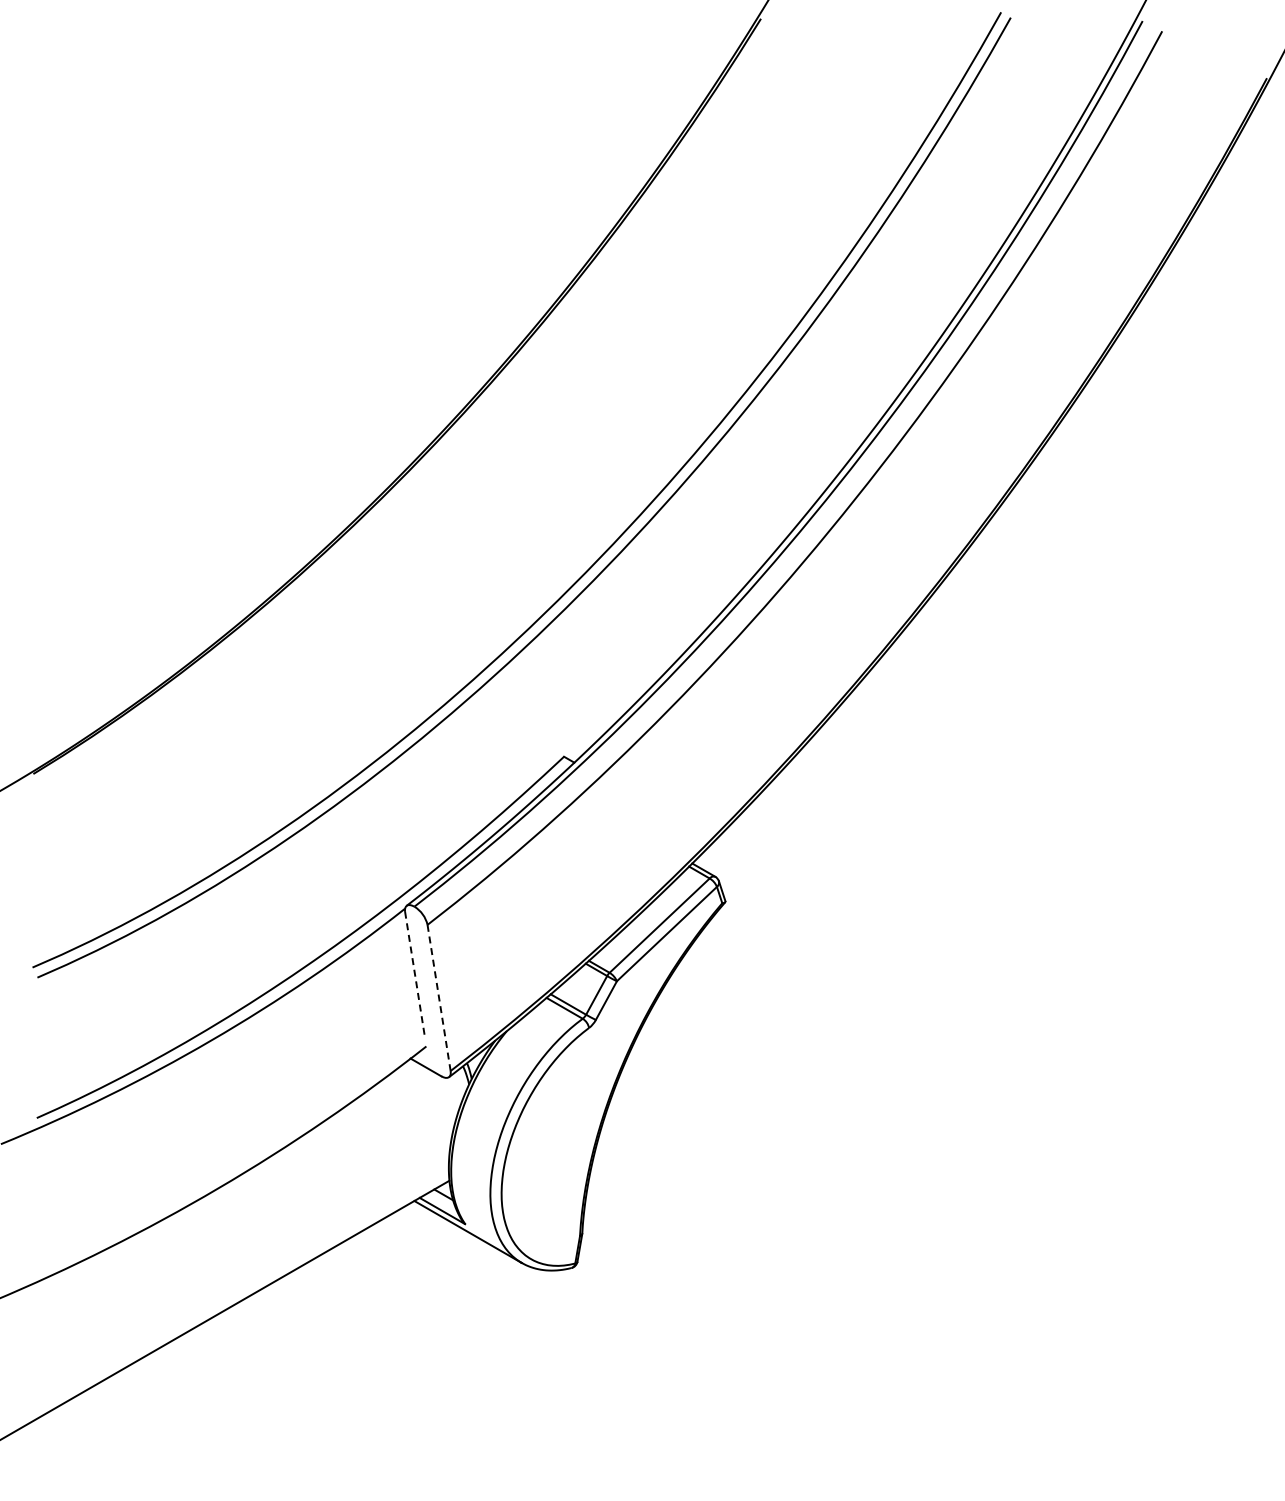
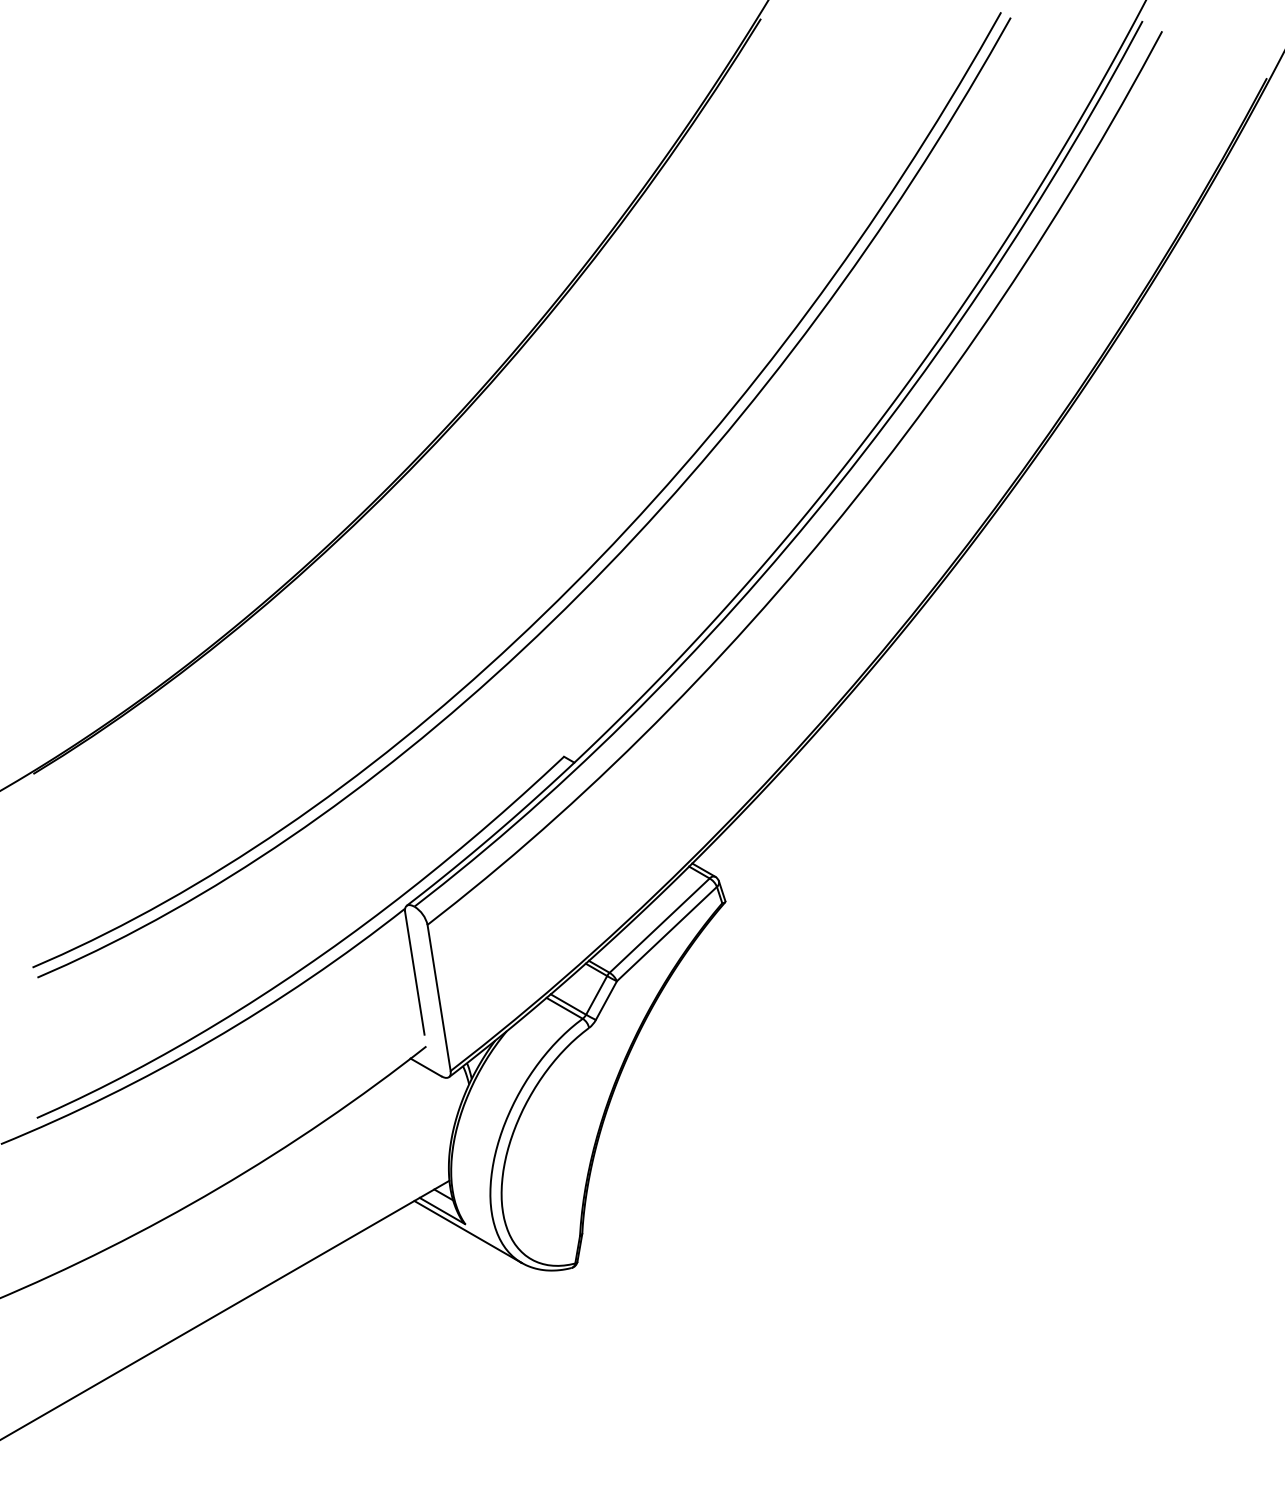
line: dashed -> solid (414, 972)
line: dashed -> solid (439, 997)
